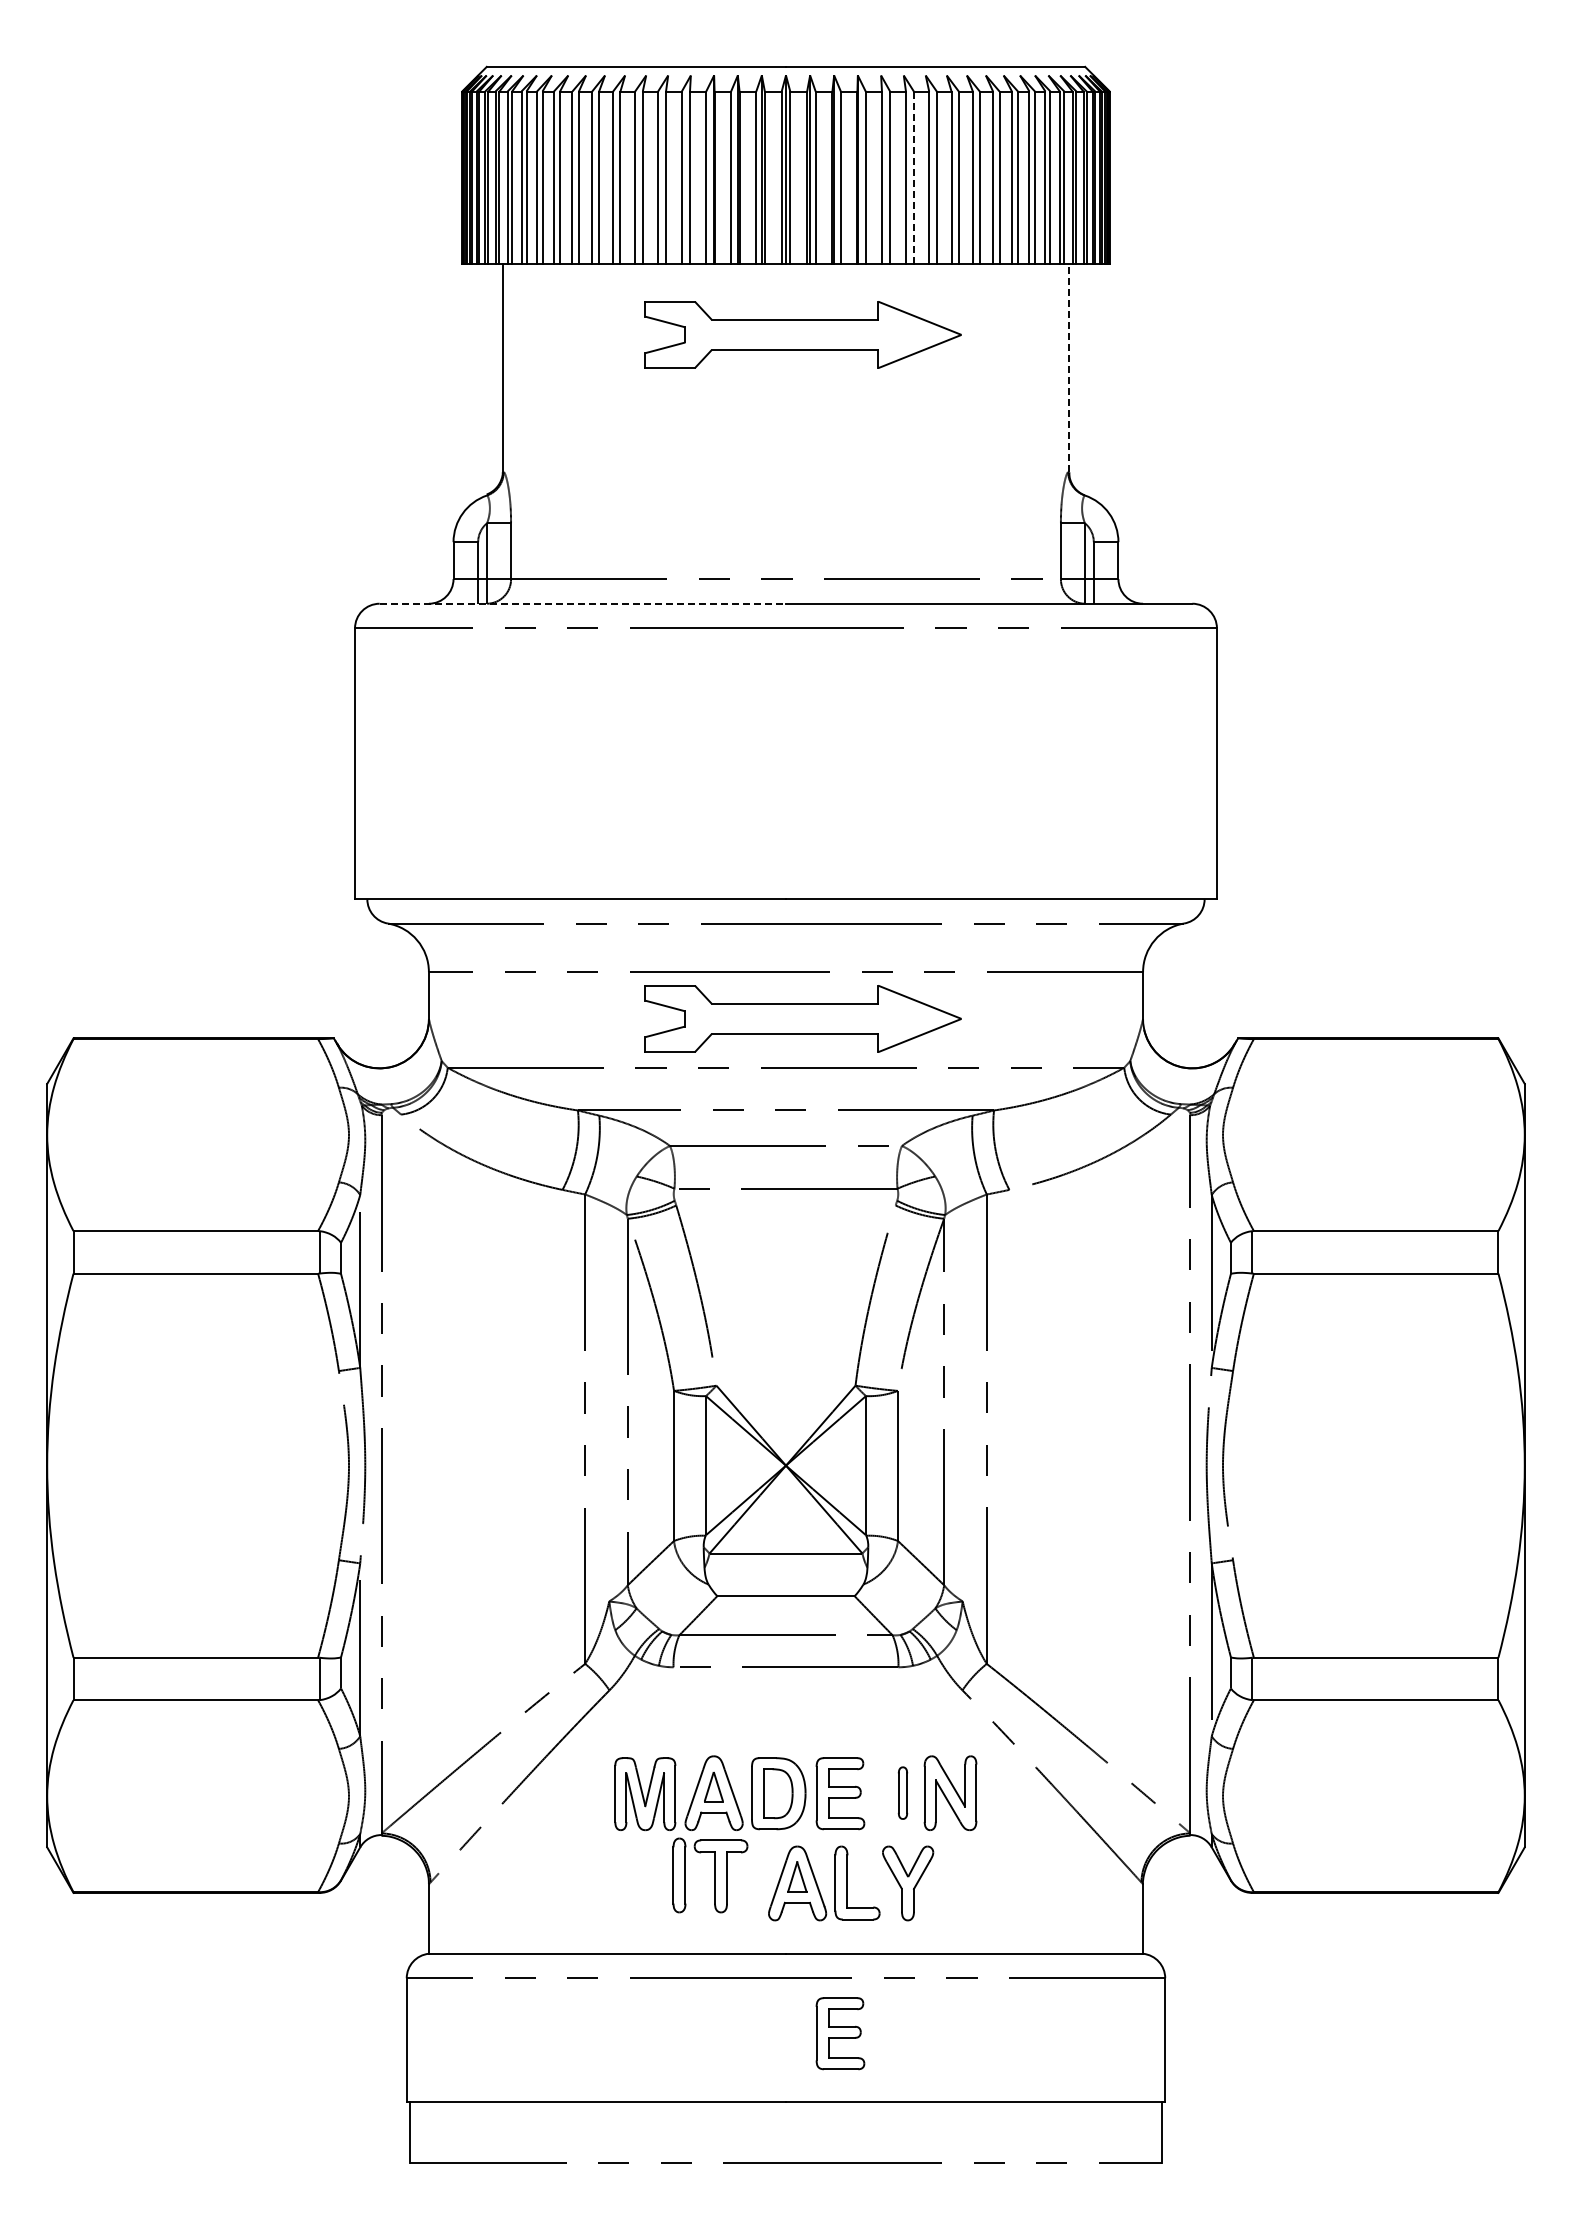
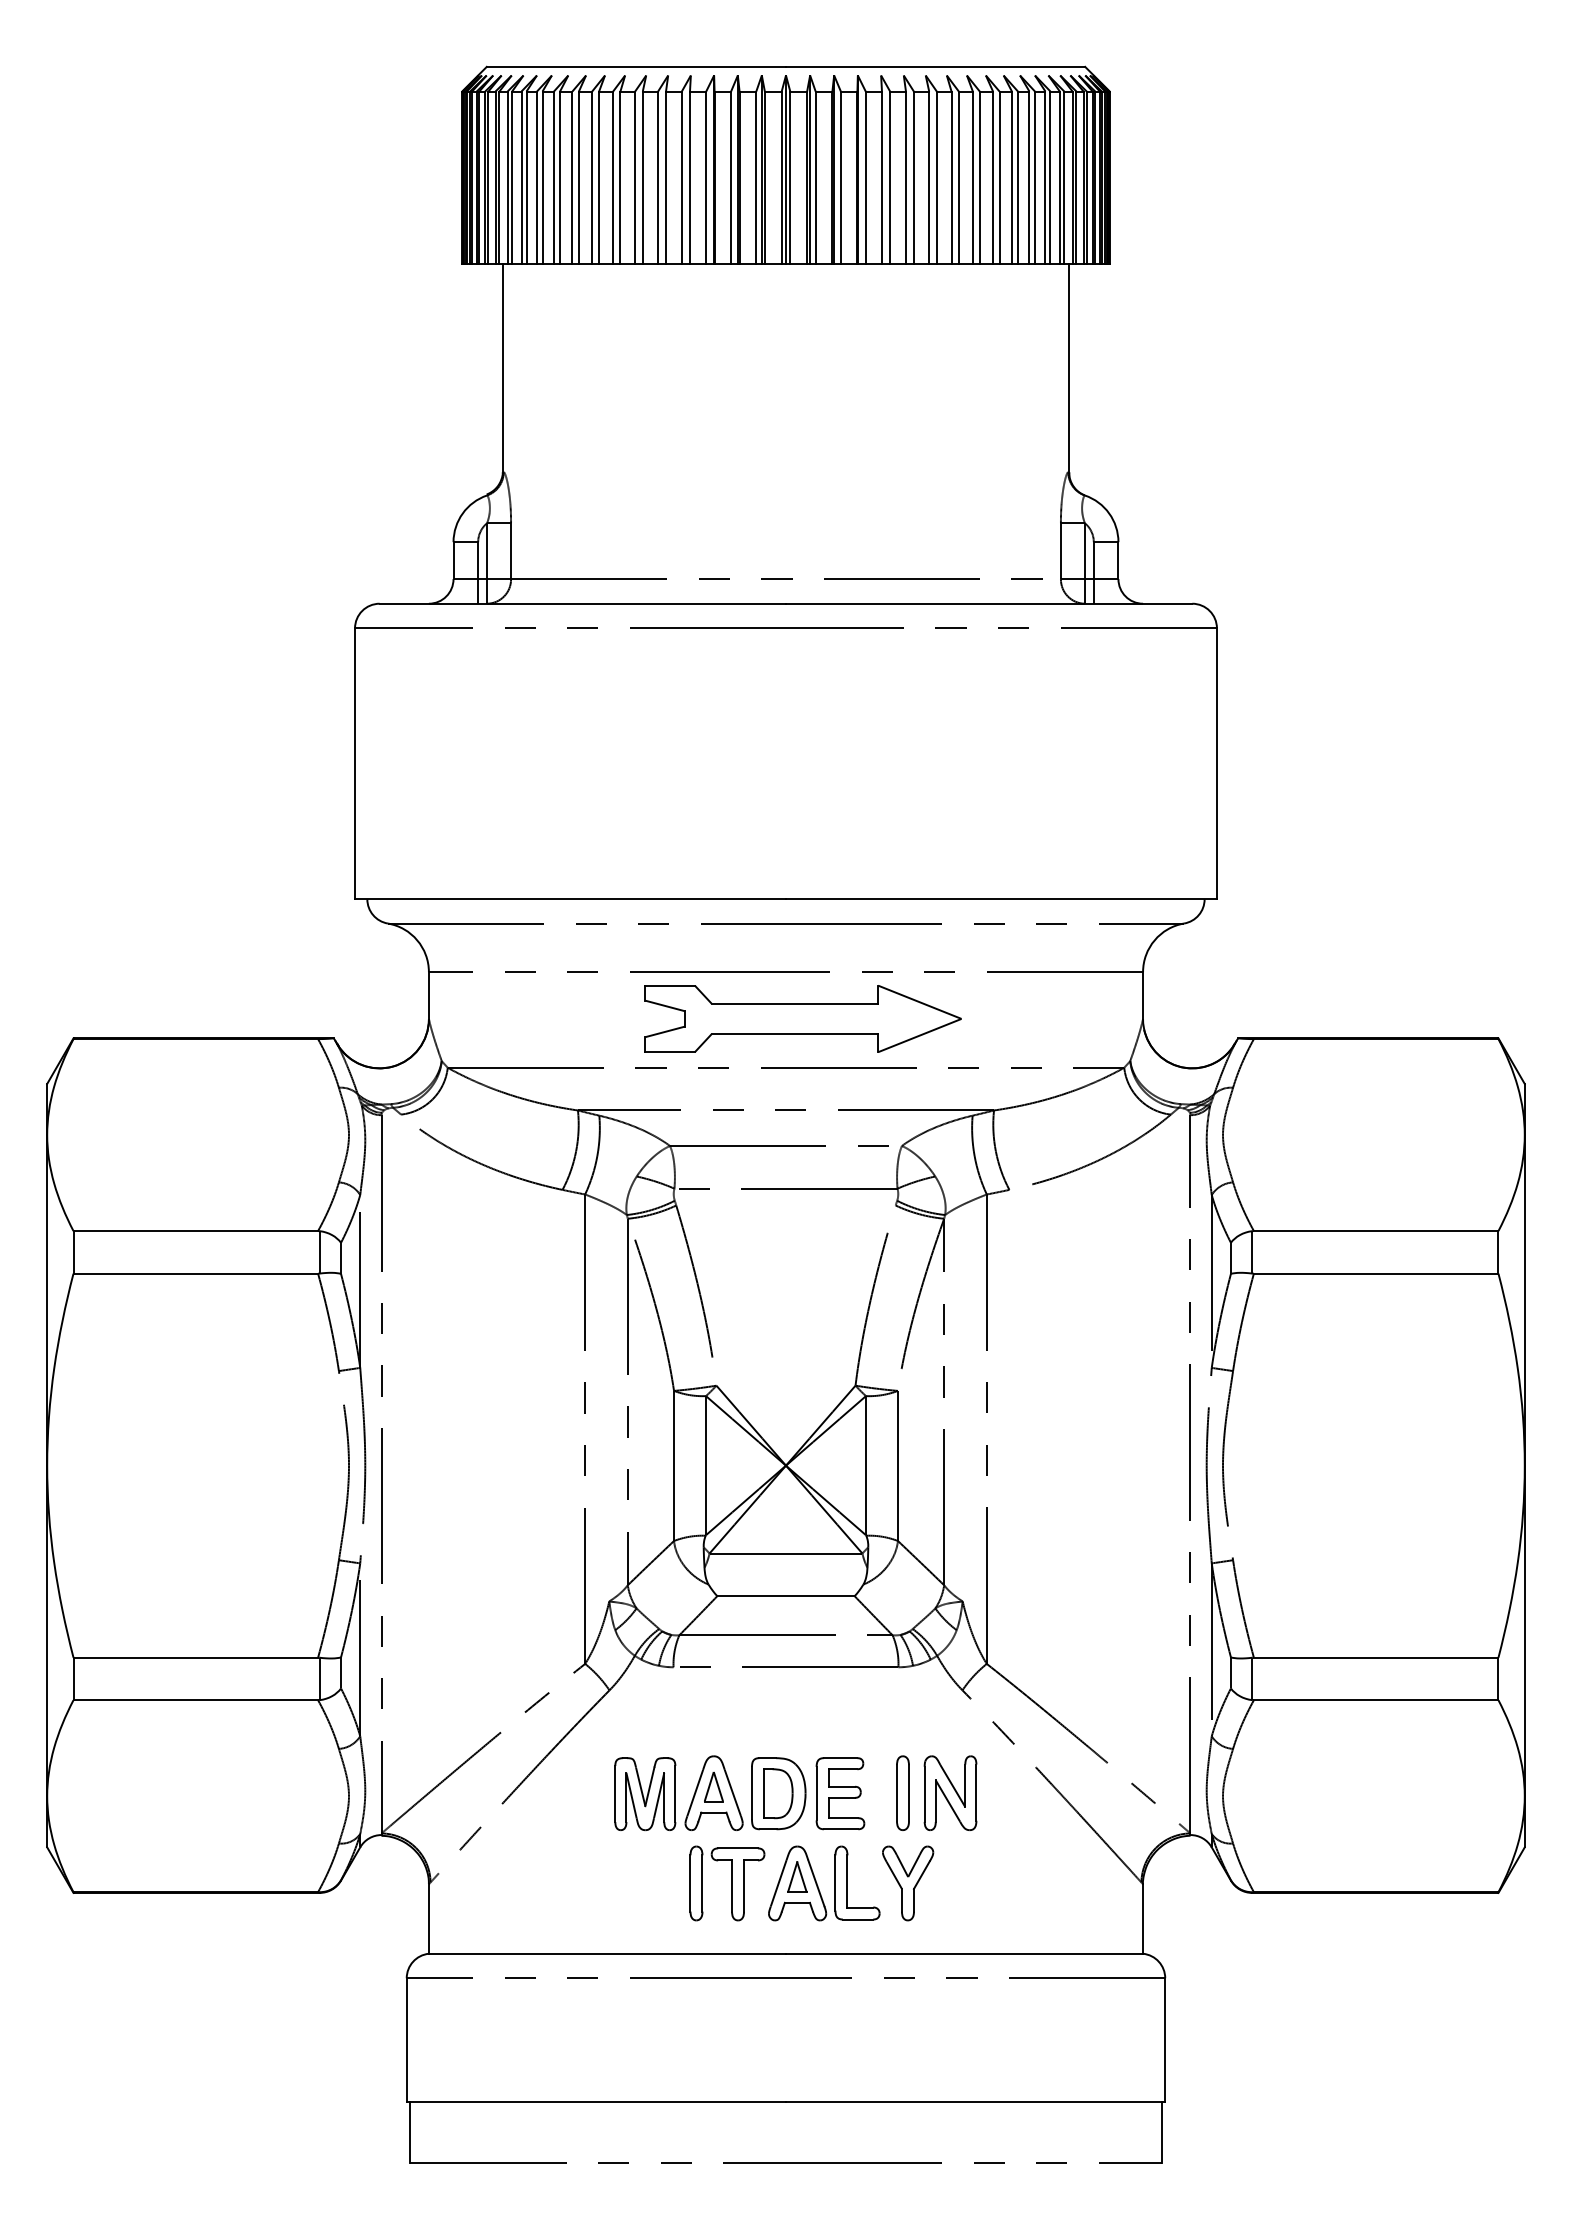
line: dashed -> solid (913, 177)
part: present -> none (802, 334)
line: dashed -> solid (1069, 367)
line: dashed -> solid (583, 603)
part size: 12x54 px -> 14x76 px (902, 1792)
part position: (710, 1875) -> (727, 1883) (727, 1883)
part: present -> none (840, 2033)
